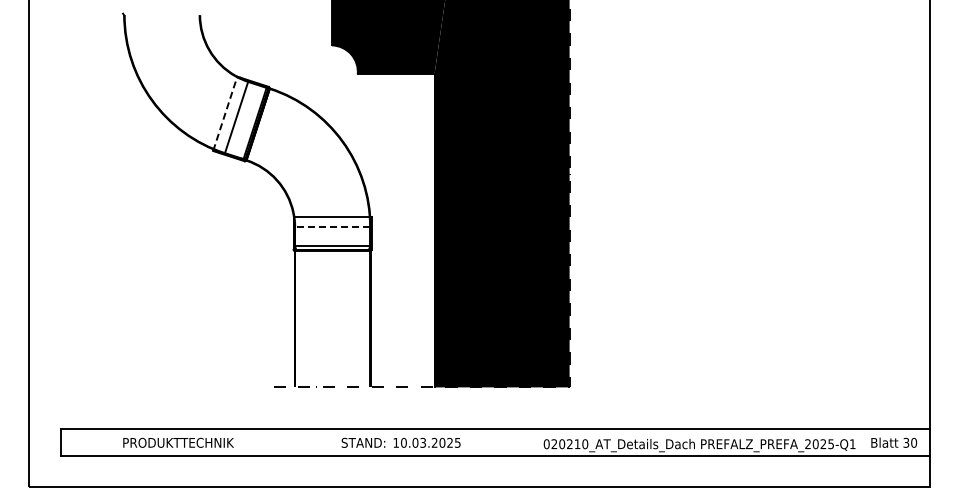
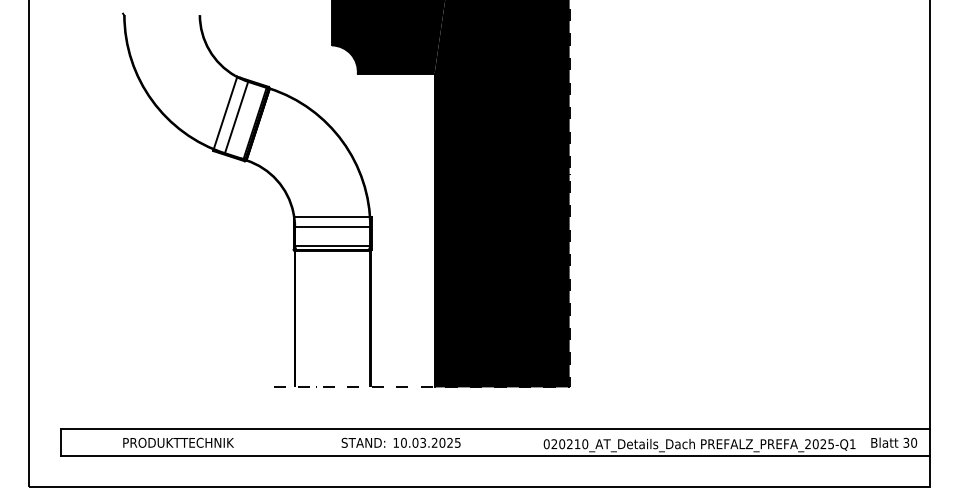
line: dashed -> solid (225, 113)
line: dashed -> solid (332, 227)
